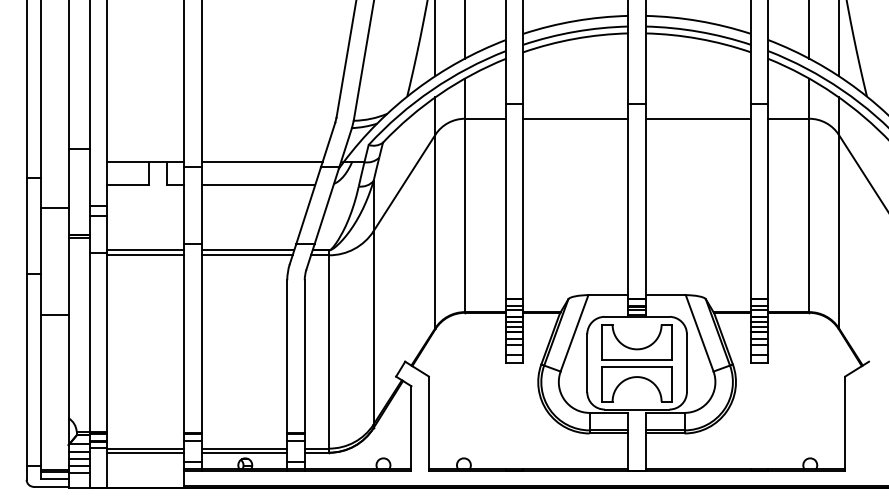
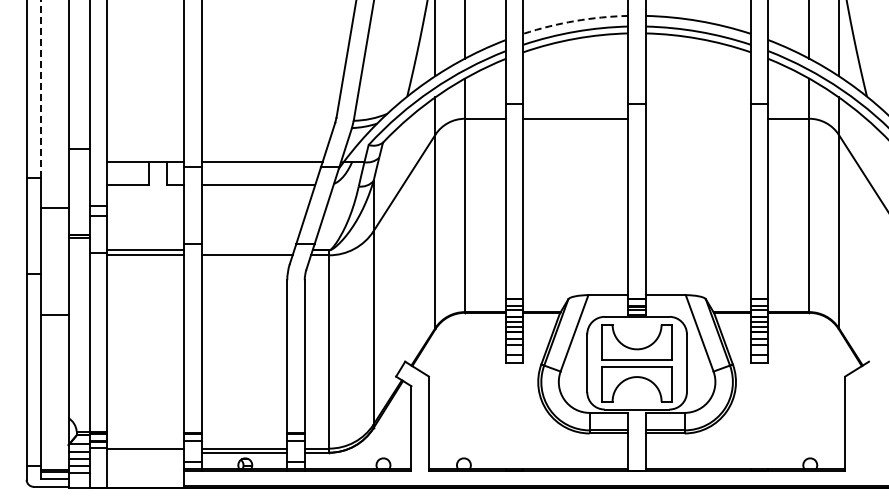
arc: solid -> dashed (575, 21)
line: solid -> dashed (40, 88)
line: present -> none (697, 118)
line: present -> none (247, 250)
line: present -> none (145, 452)
